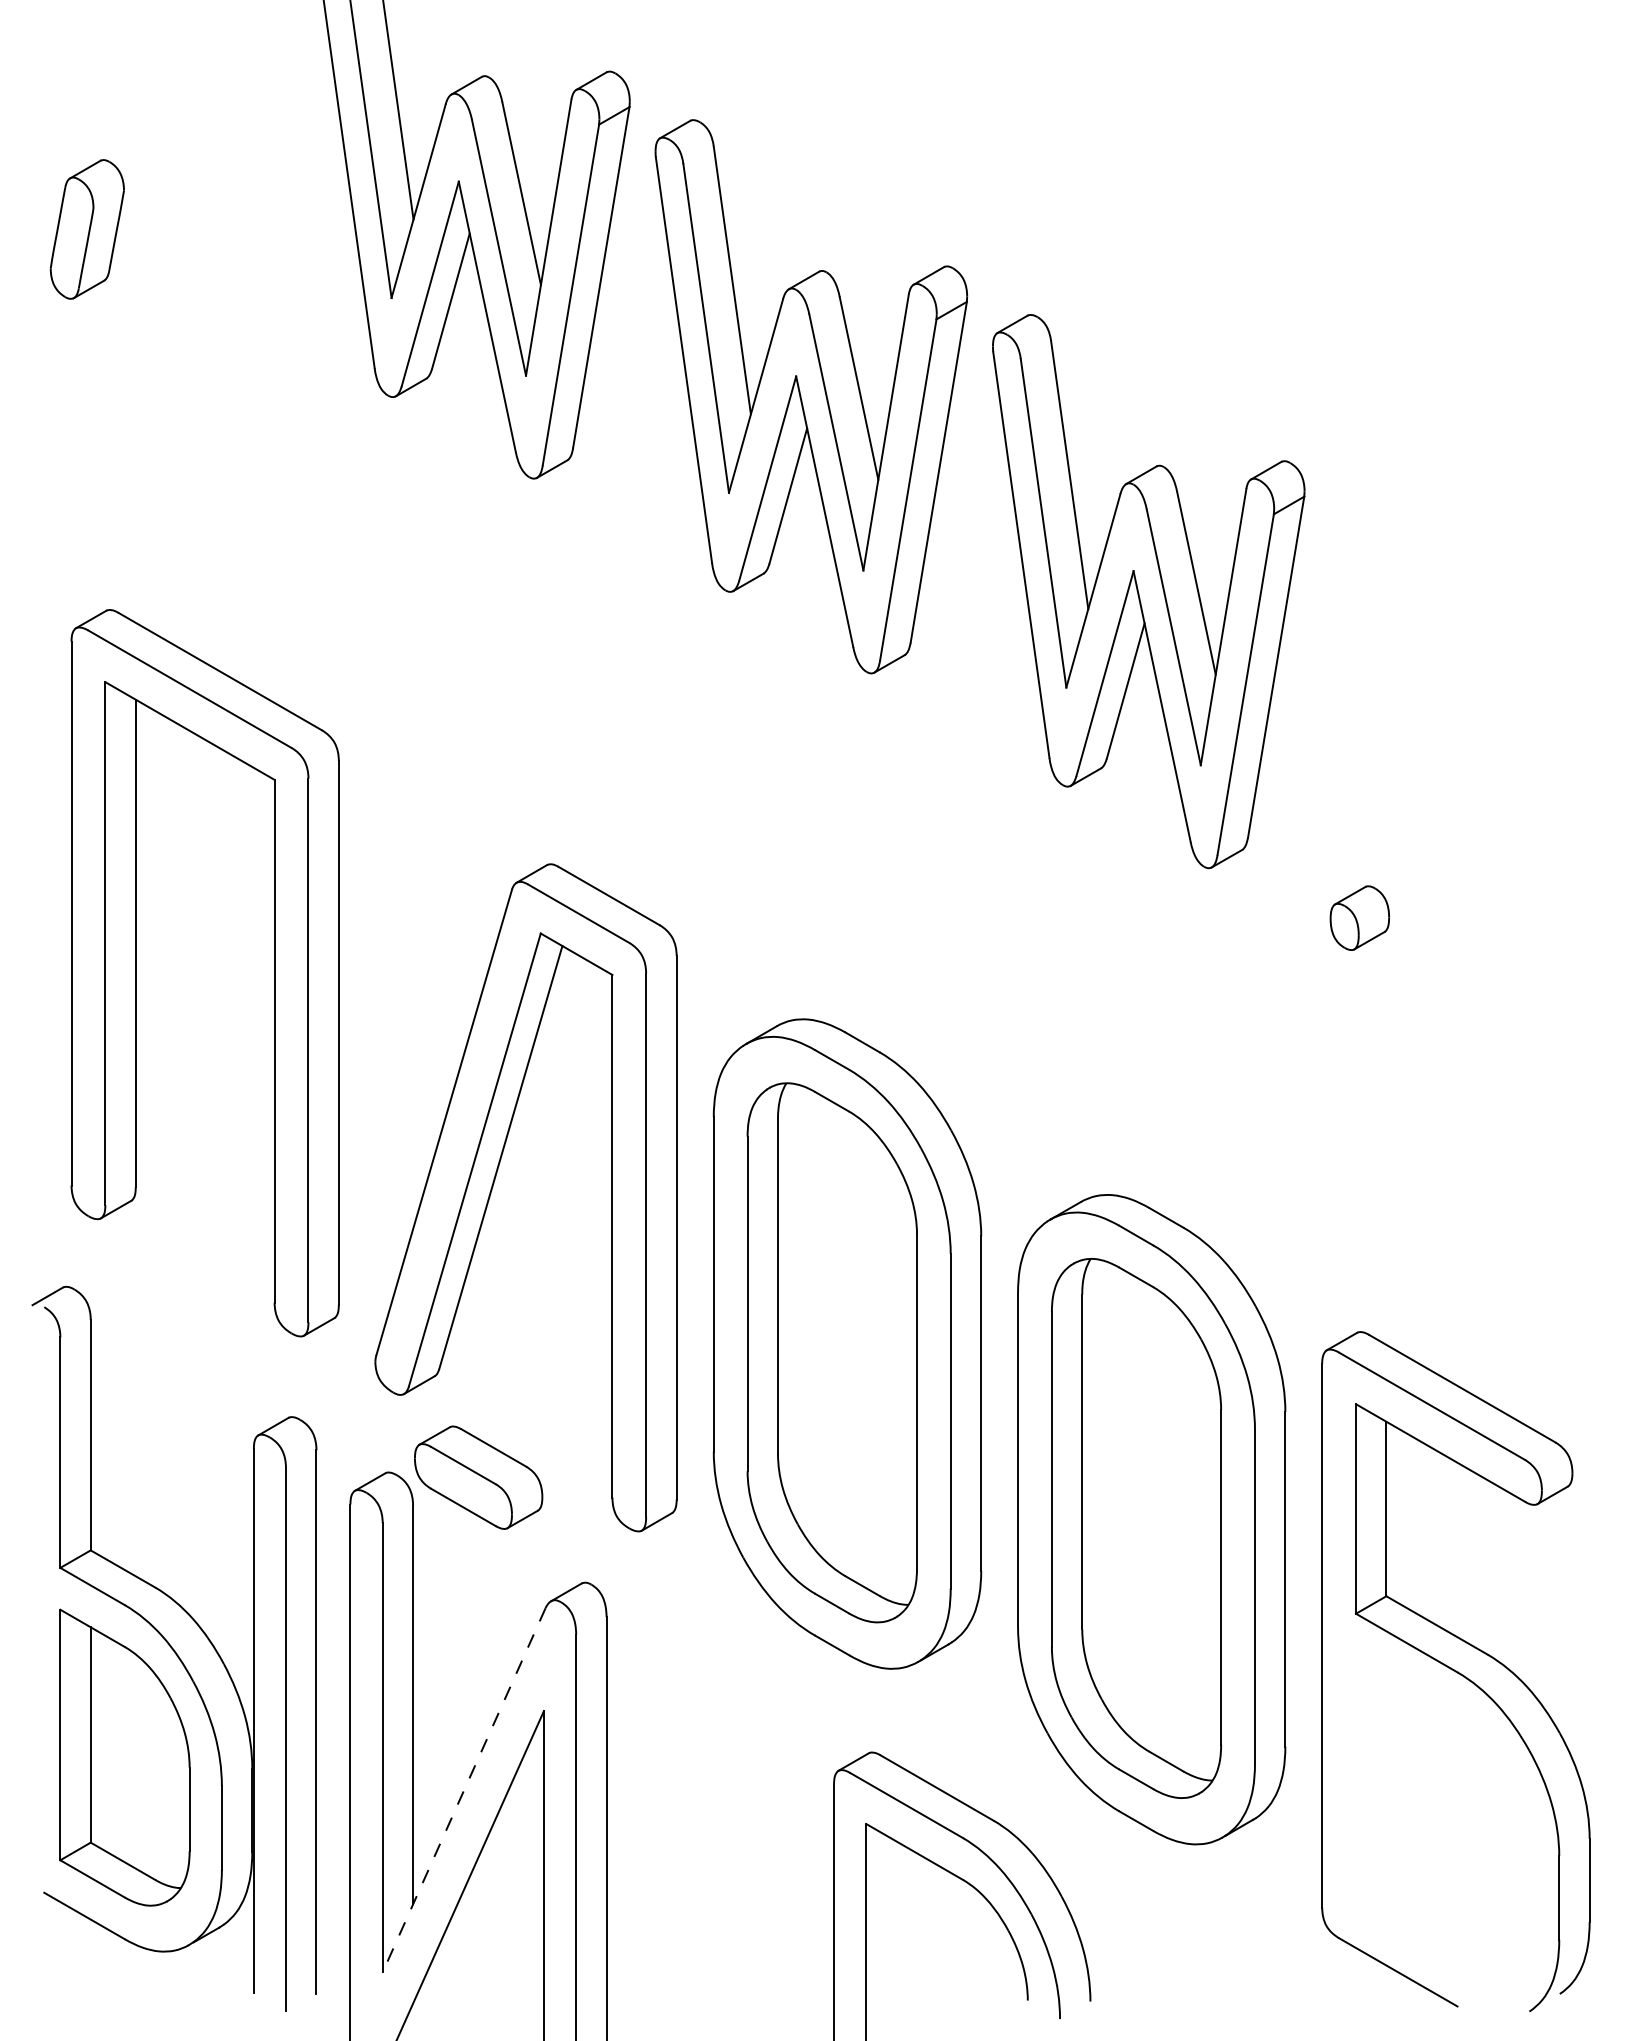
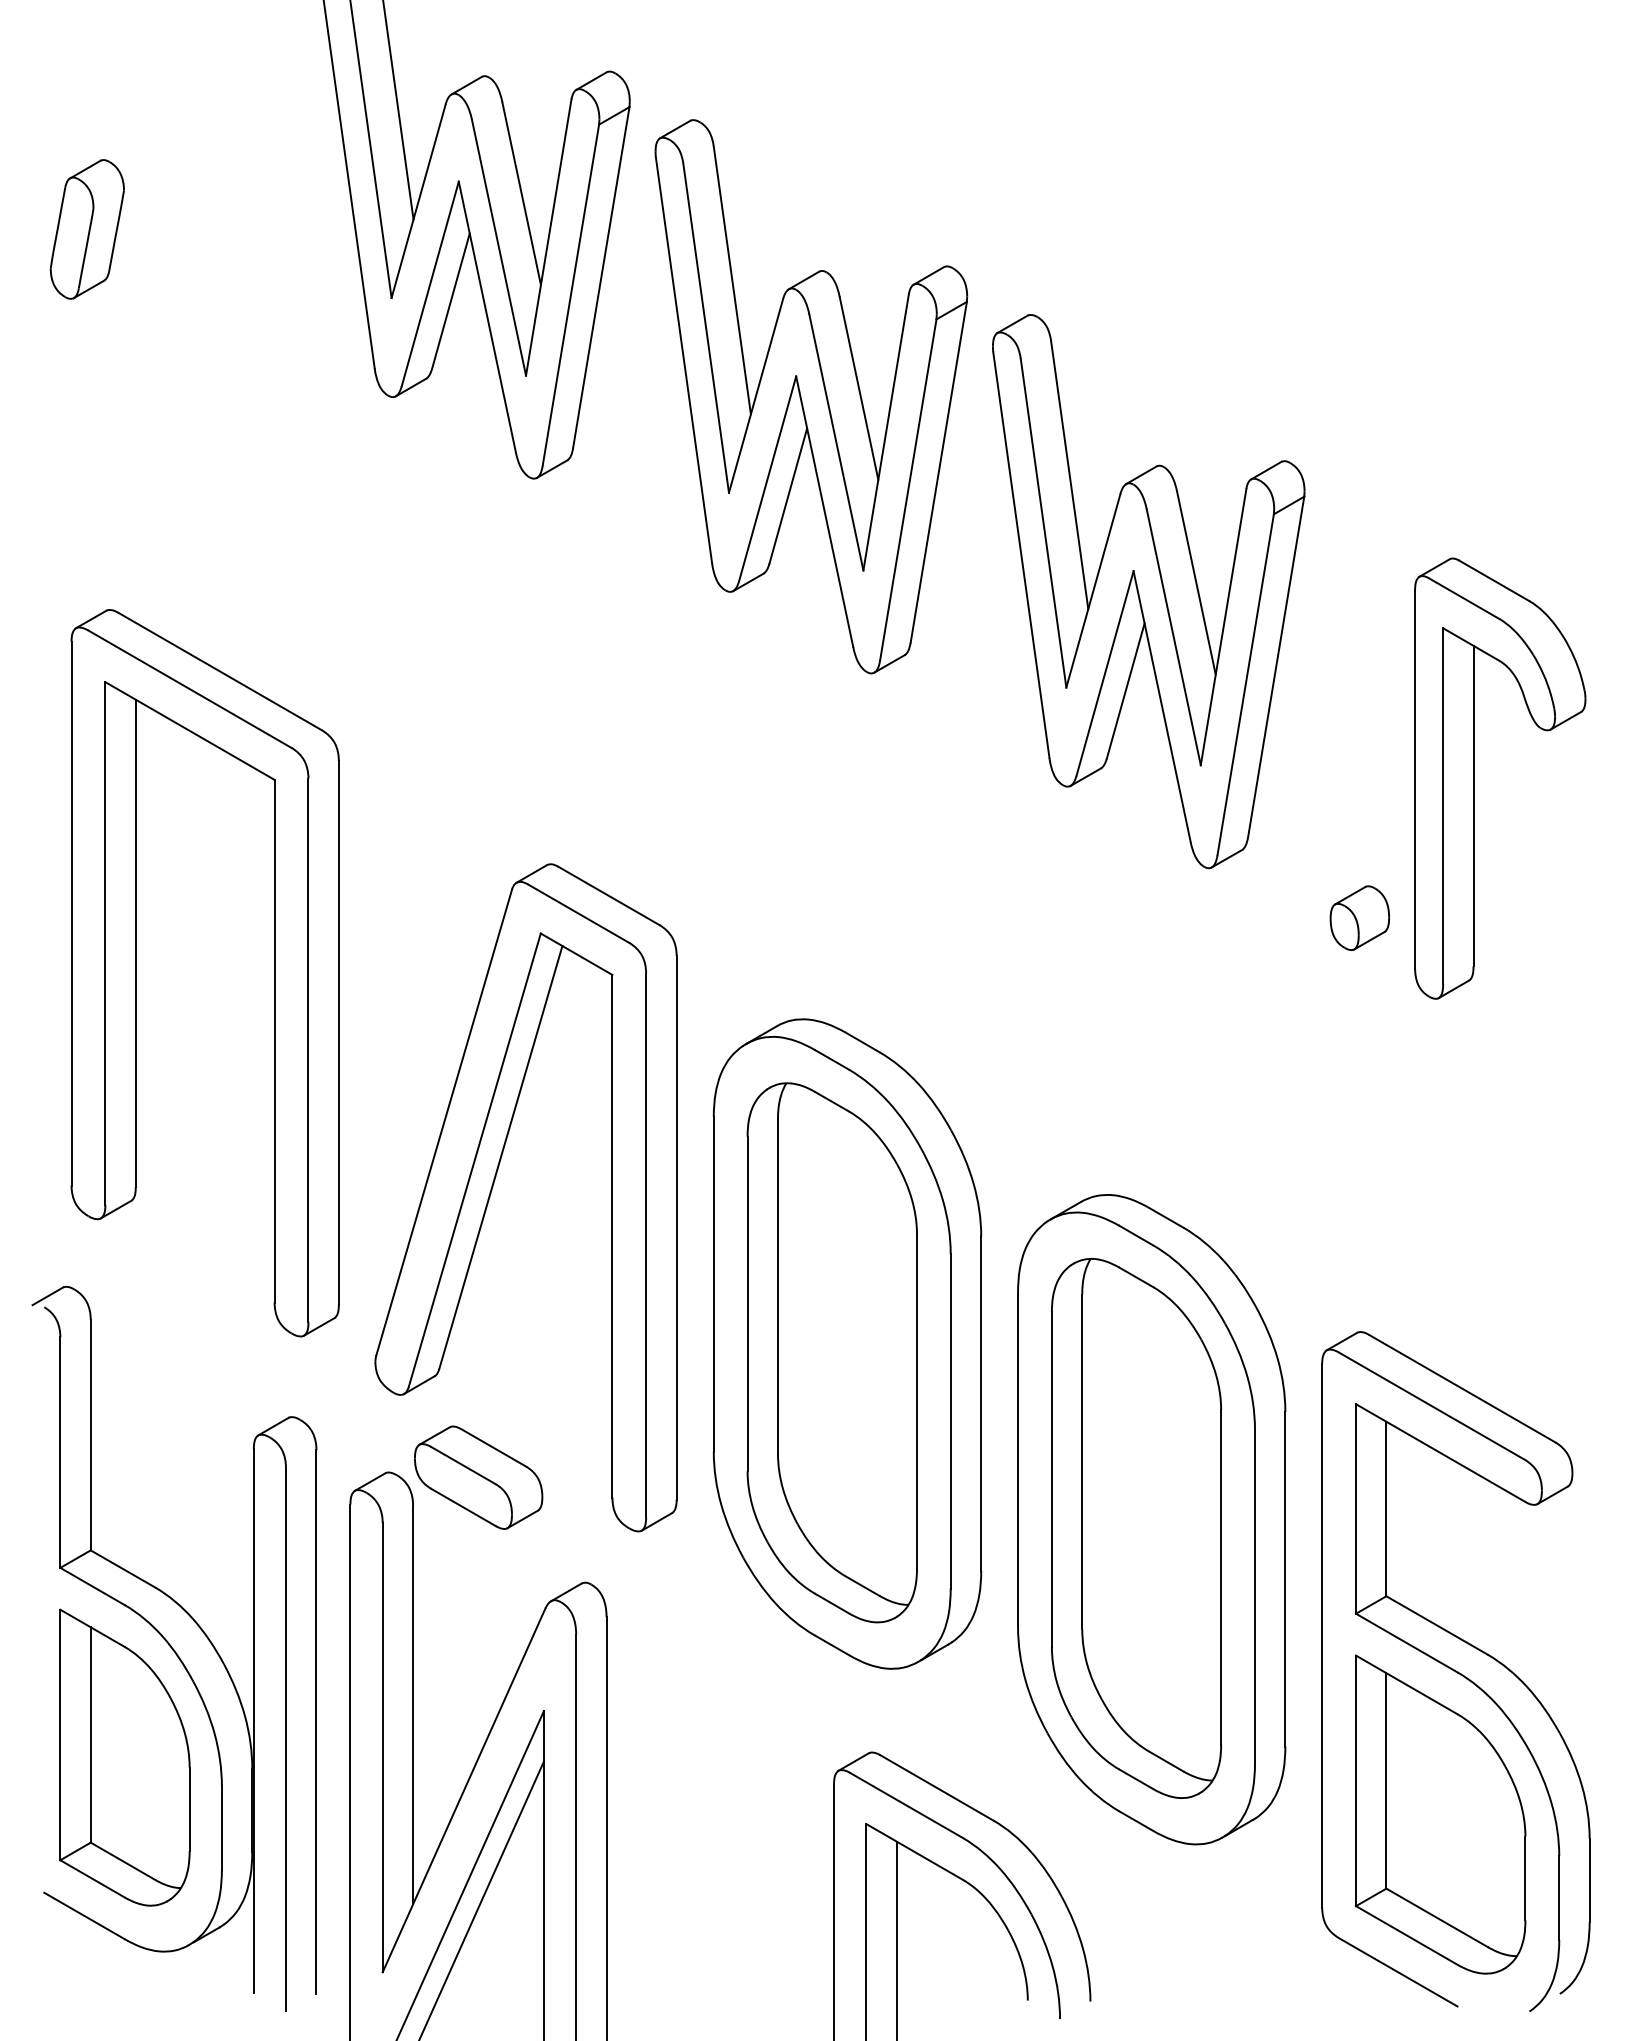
part: none -> present (1474, 778)
line: dashed -> solid (463, 1790)
part: none -> present (1440, 1814)
line: none -> present (481, 1899)
line: none -> present (896, 1939)
